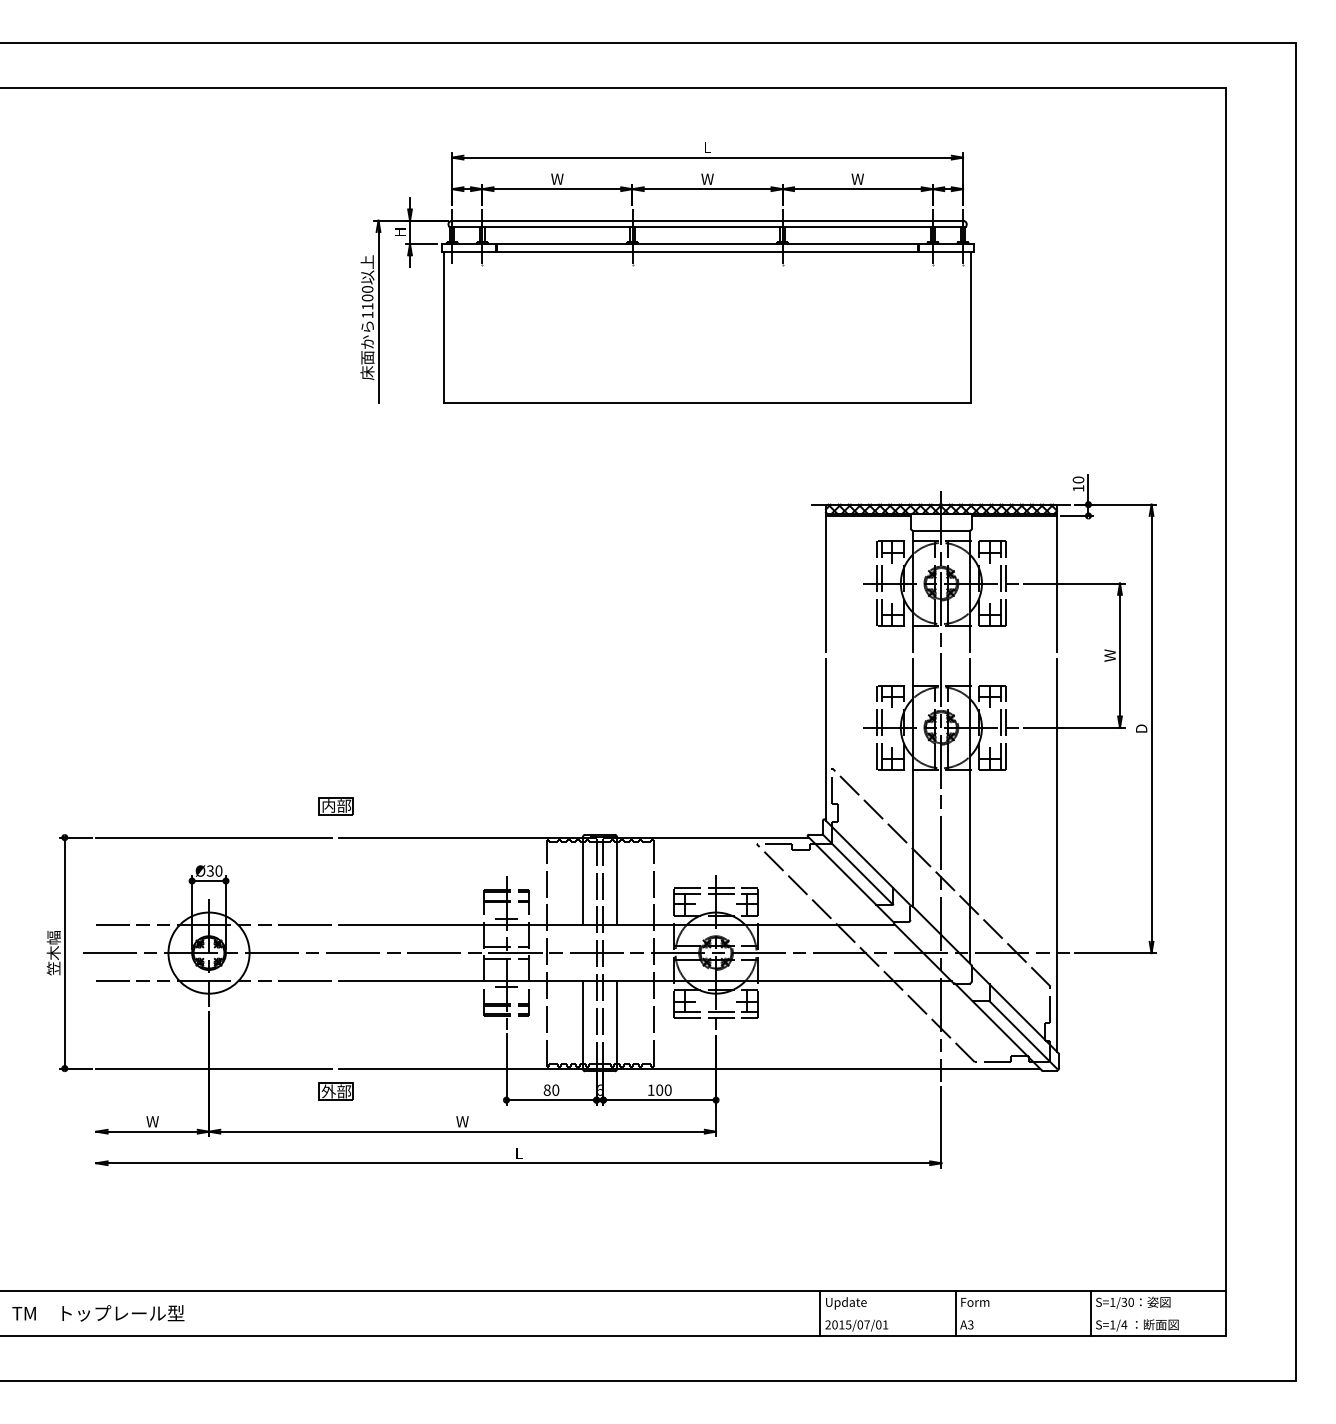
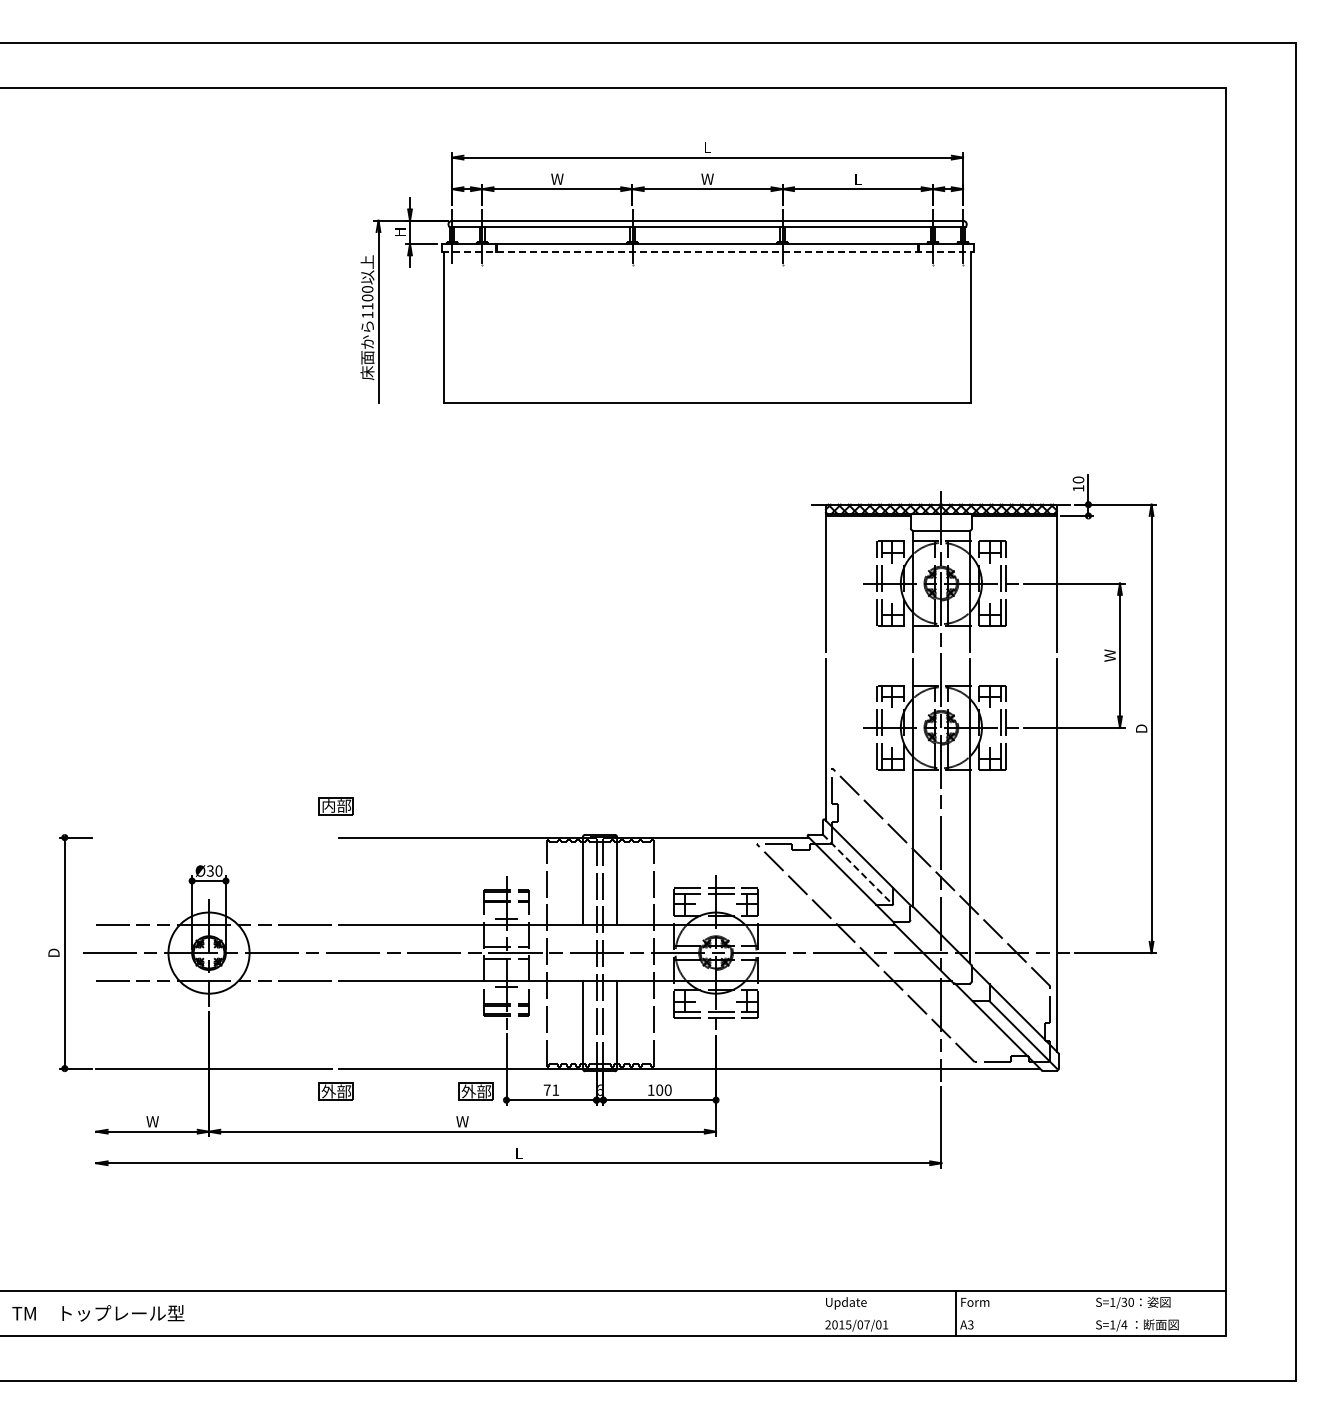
text: W -> L (857, 178)
line: solid -> dashed (707, 252)
line: present -> none (214, 837)
line: solid -> dashed (857, 869)
text: 笠木幅 -> D (53, 952)
text: 80 -> 71 (551, 1089)
part: none -> present (475, 1091)
line: present -> none (820, 1313)
line: present -> none (1090, 1313)
